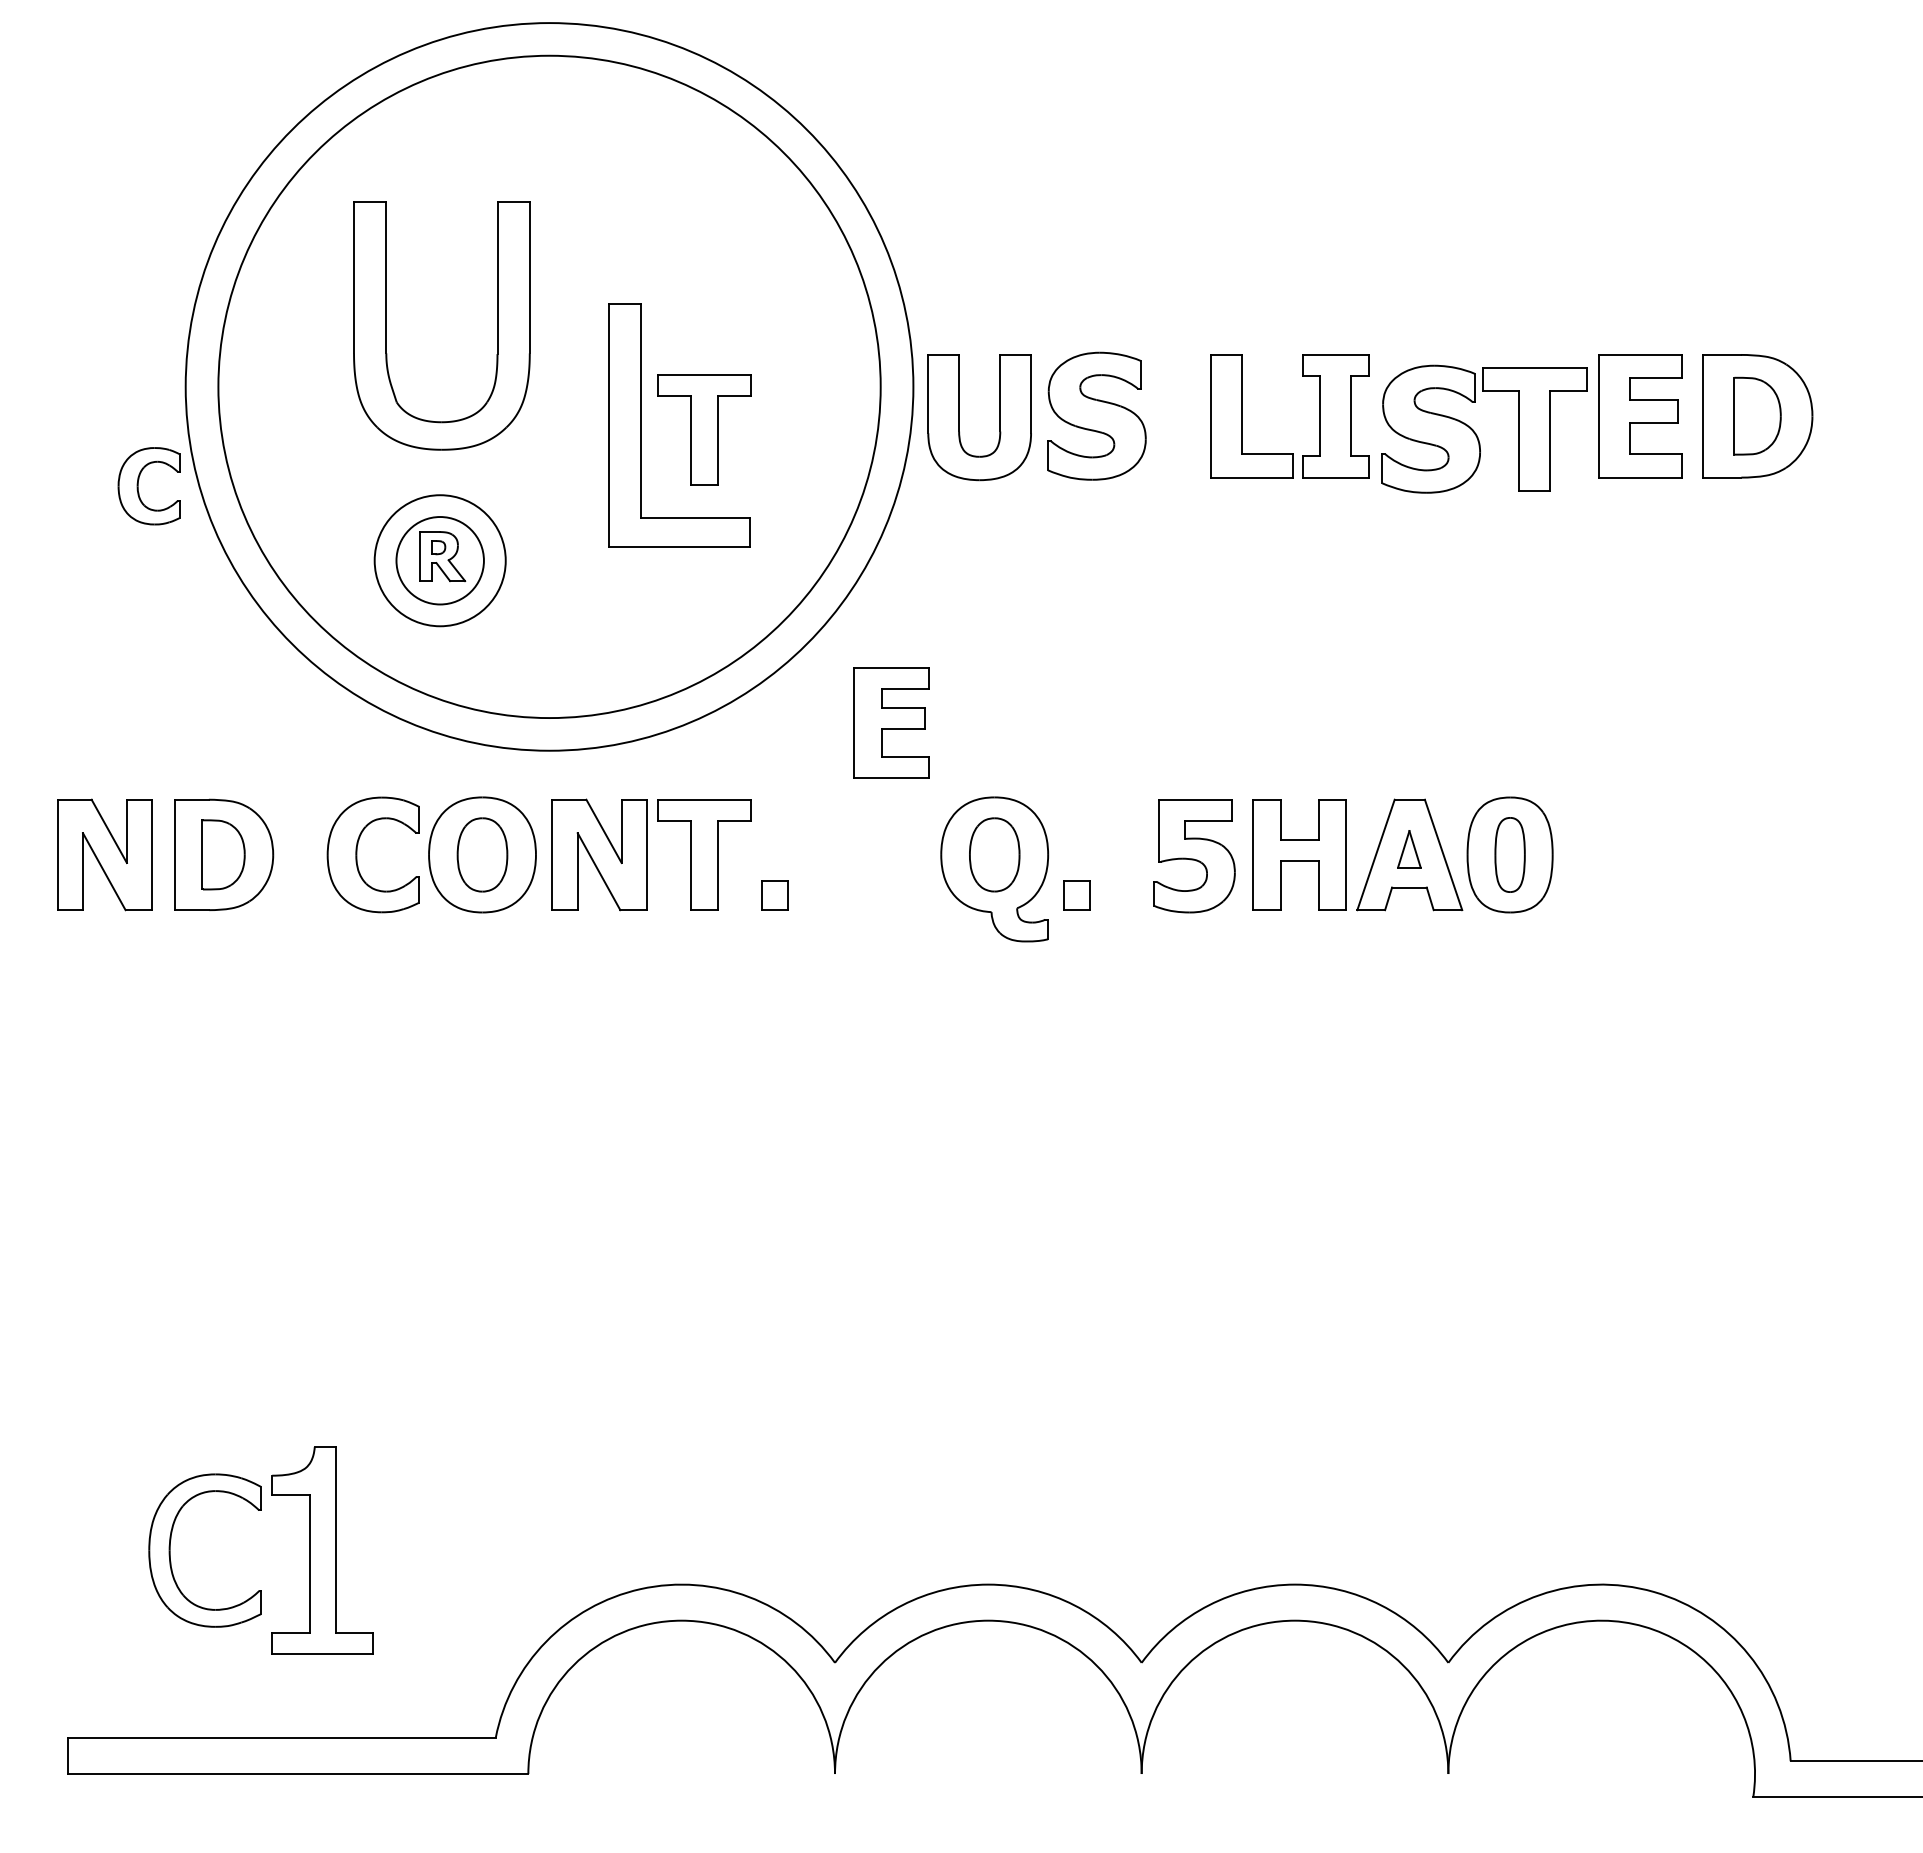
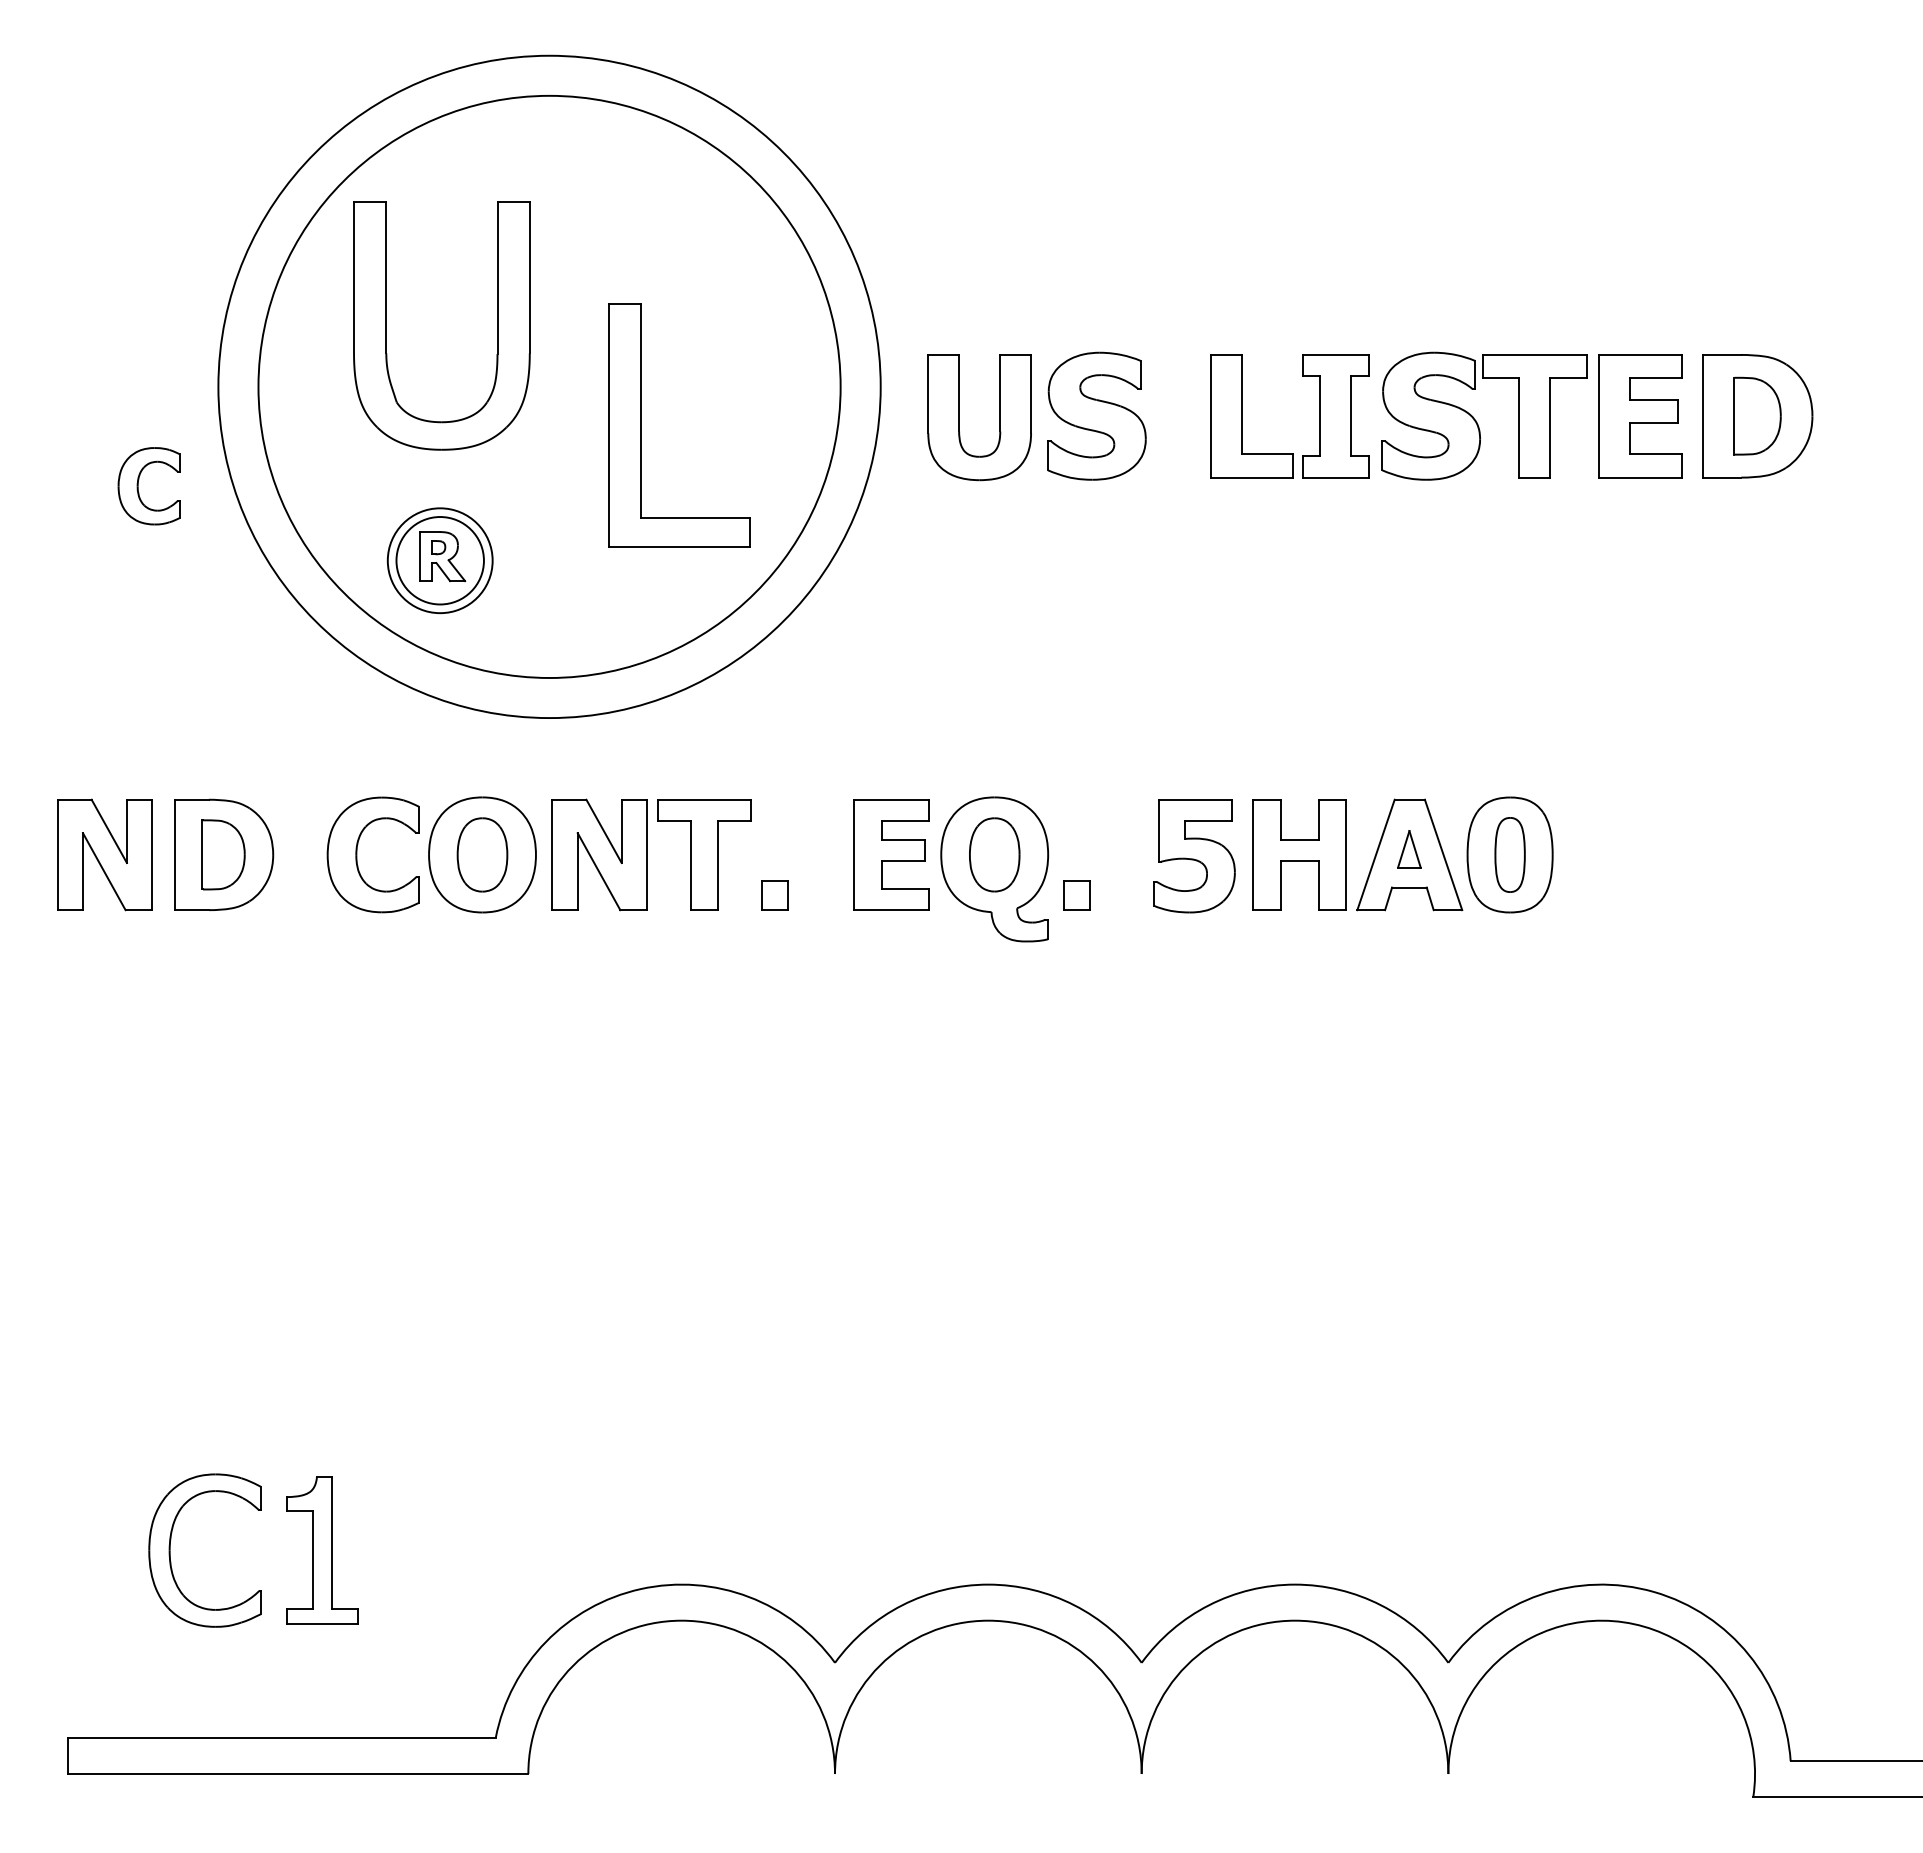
circle diameter: 728 px -> 582 px (549, 386)
part: present -> none (704, 429)
part position: (1476, 433) -> (1476, 420) (1476, 420)
circle diameter: 131 px -> 105 px (439, 560)
part position: (891, 722) -> (891, 854) (891, 854)
part size: 103x209 px -> 73x149 px (322, 1550)
